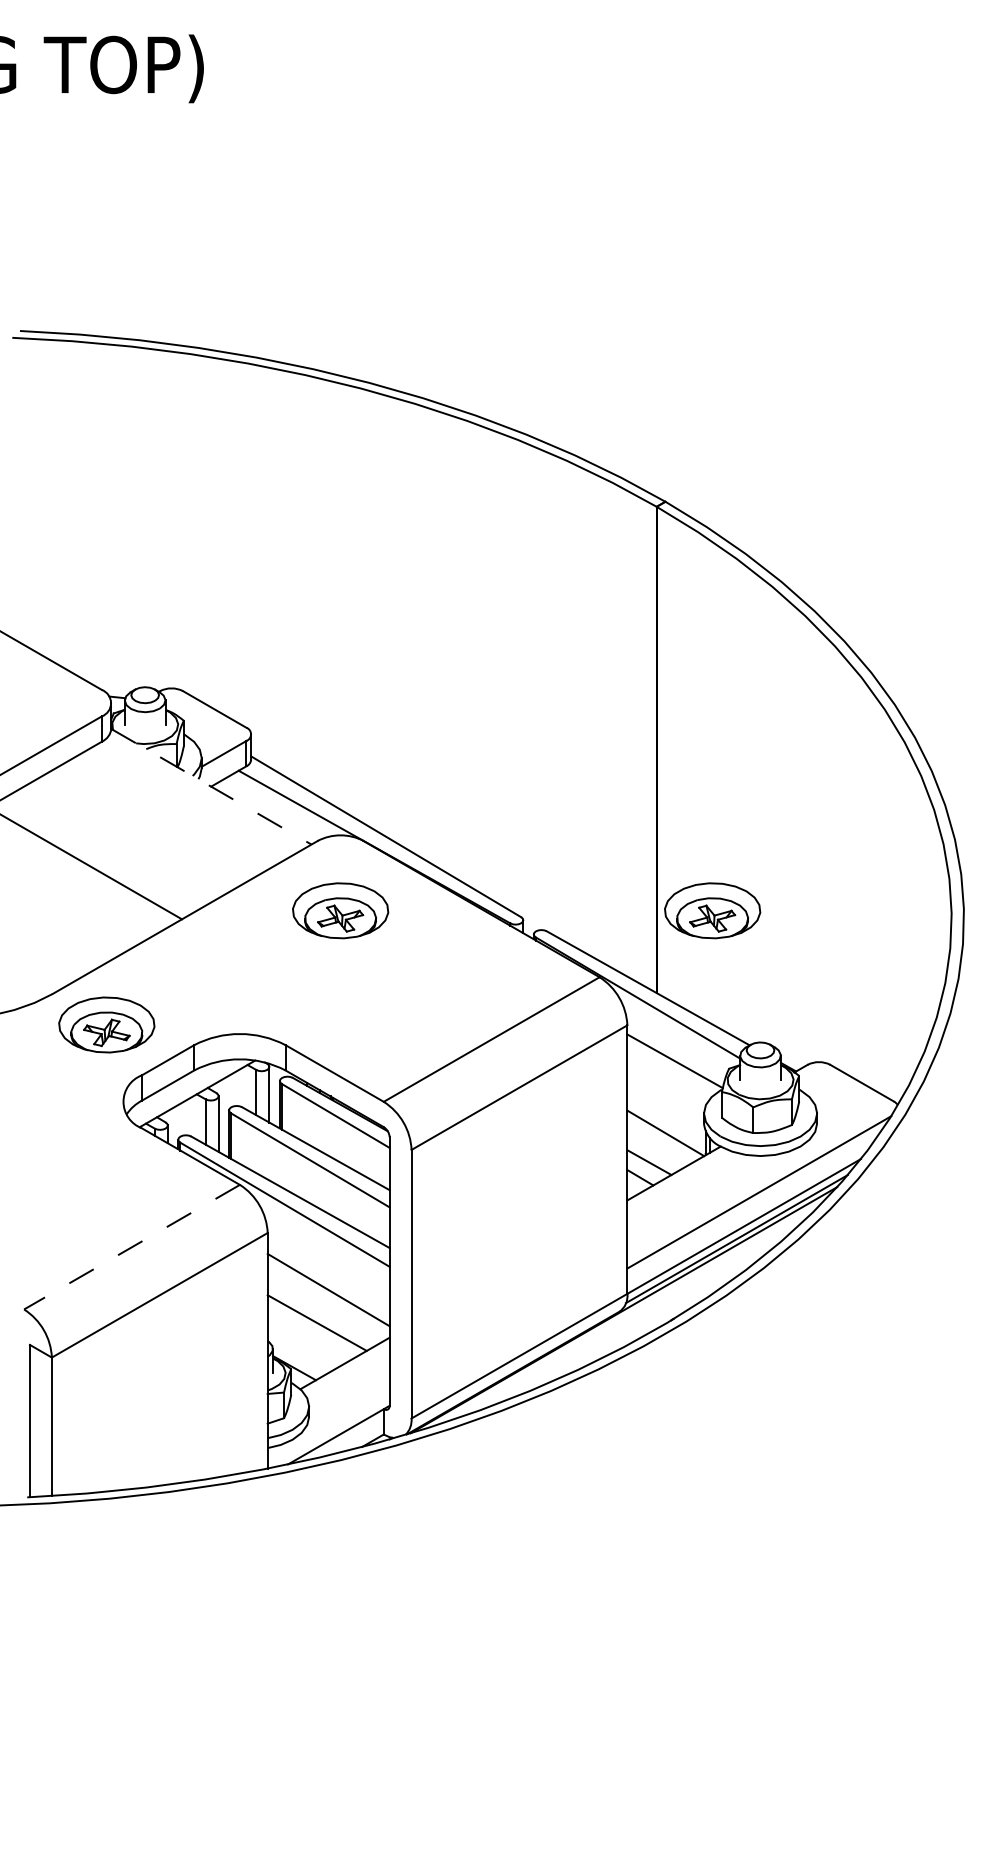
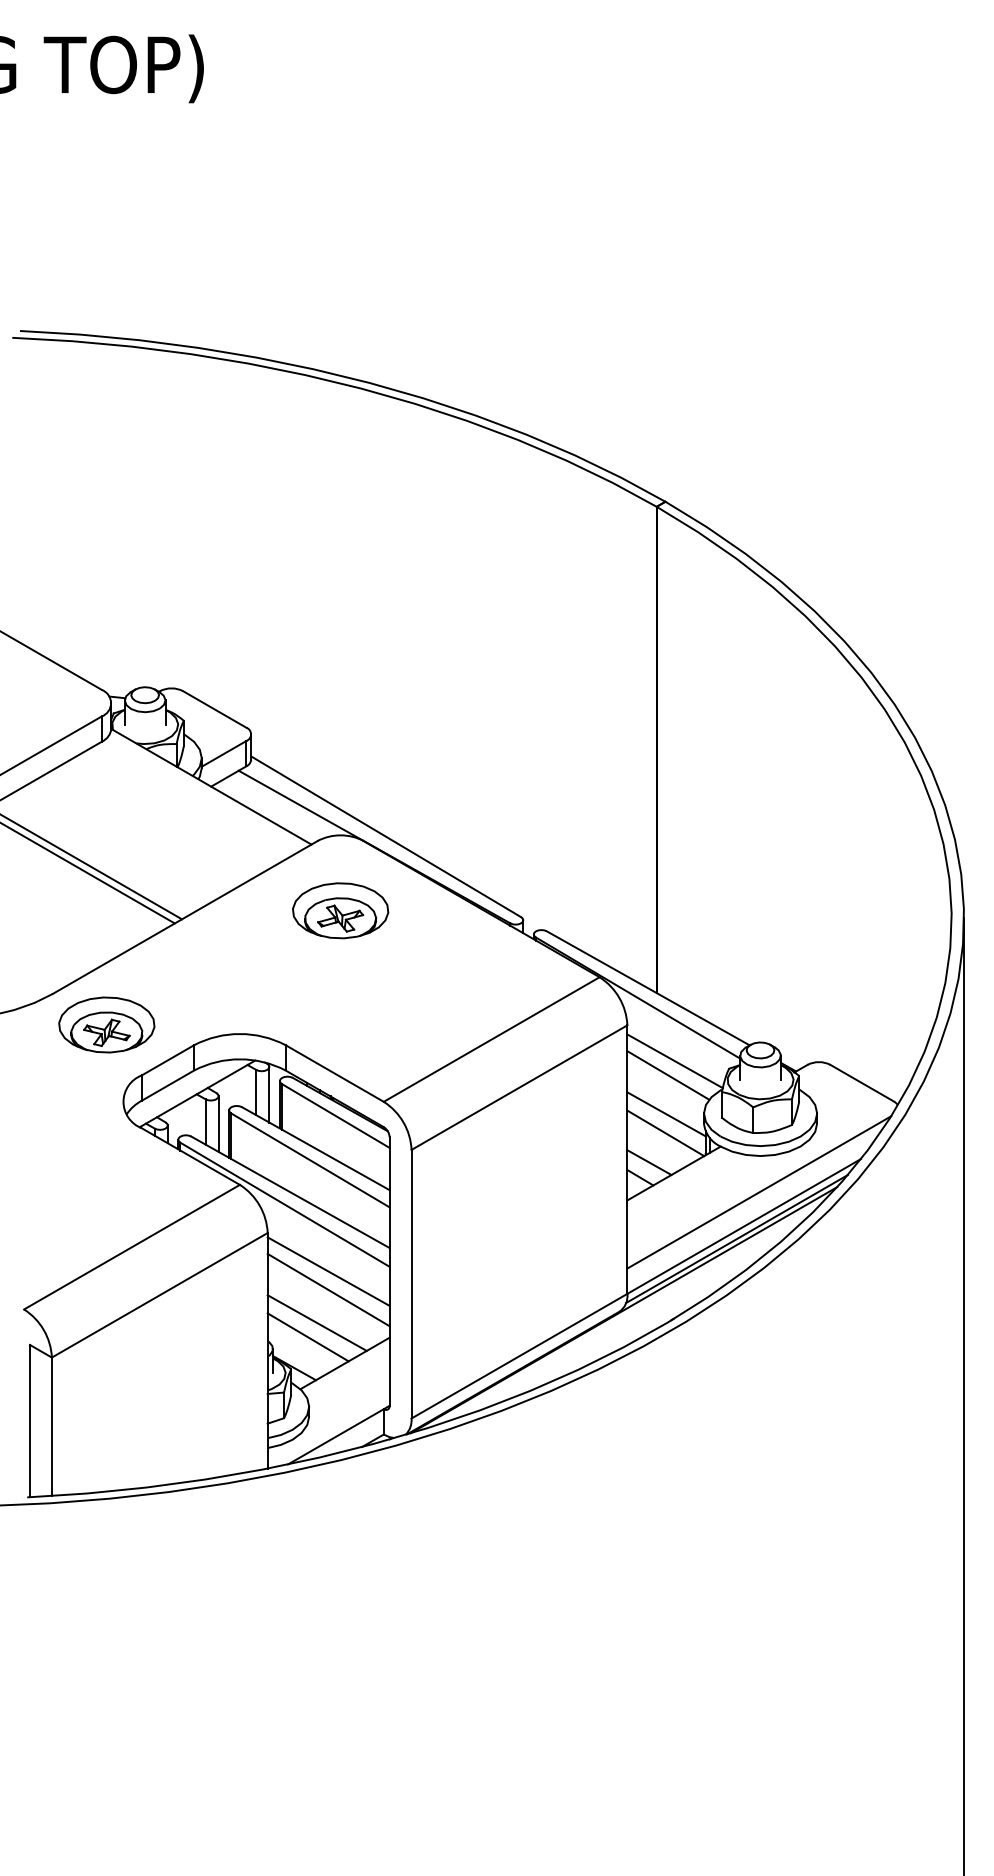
line: dashed -> solid (211, 786)
line: none -> present (88, 873)
part: present -> none (712, 910)
line: none -> present (668, 1075)
line: none -> present (666, 1114)
line: dashed -> solid (132, 1247)
line: none -> present (328, 1271)
line: none -> present (307, 1337)
line: none -> present (964, 1394)
